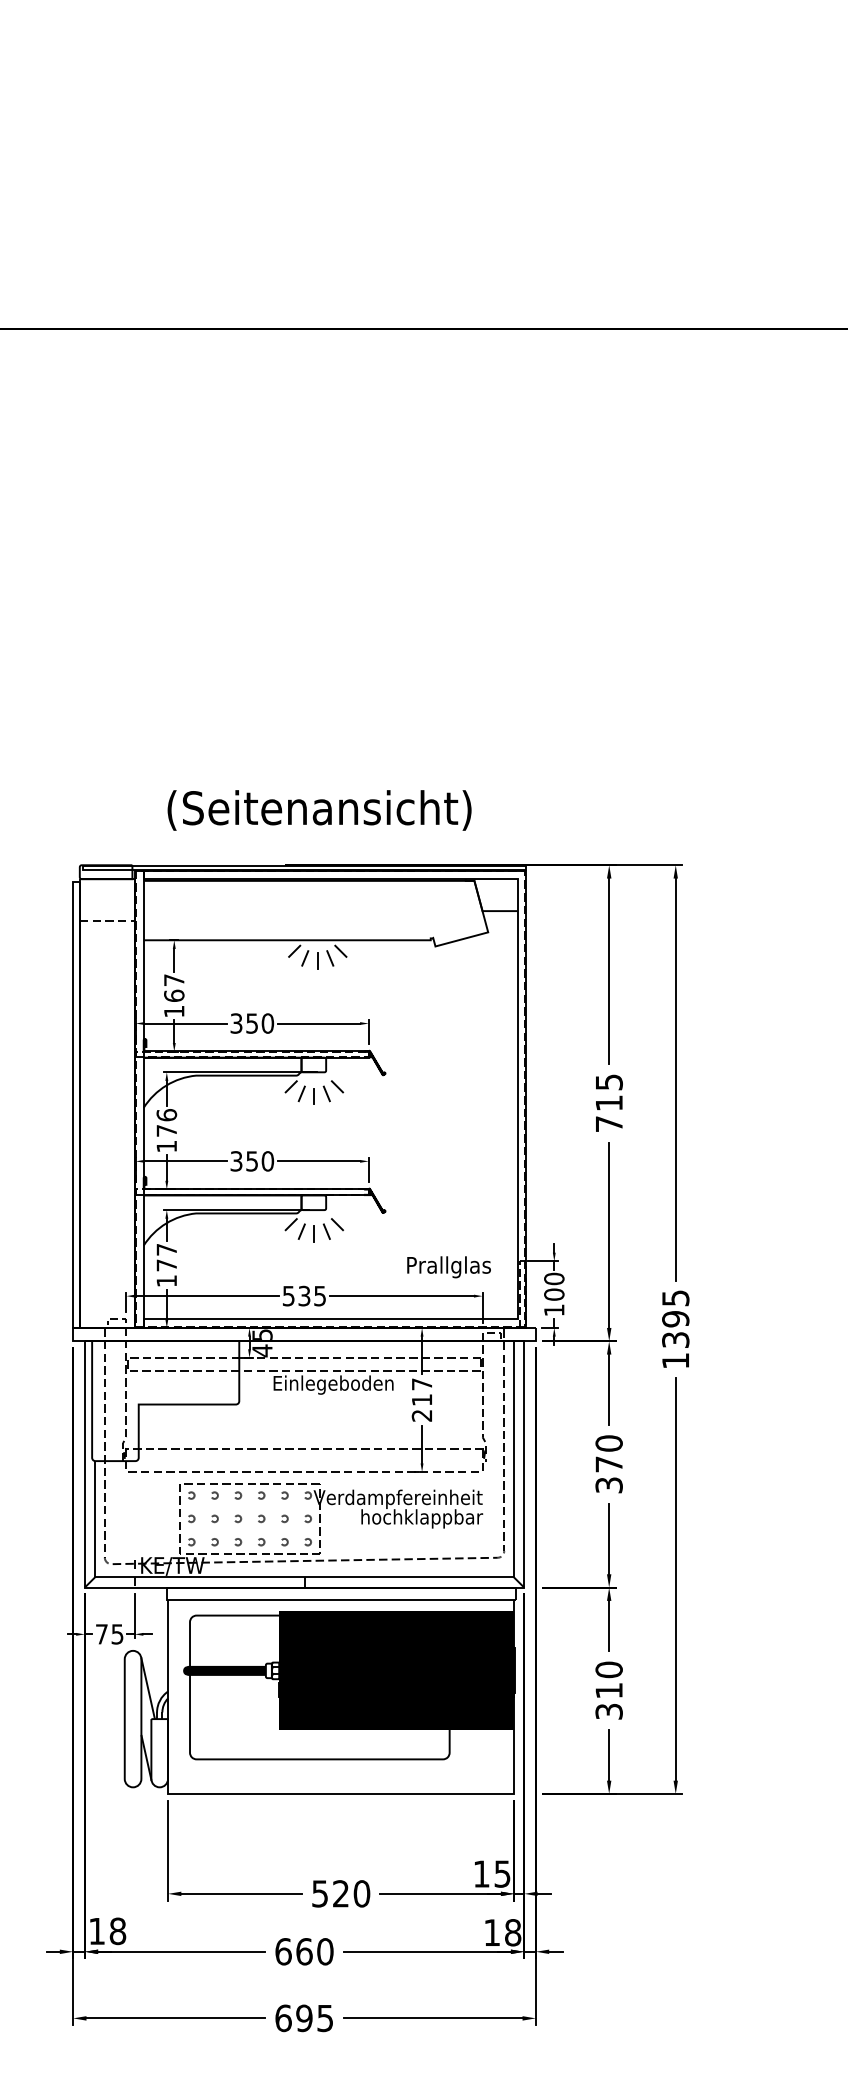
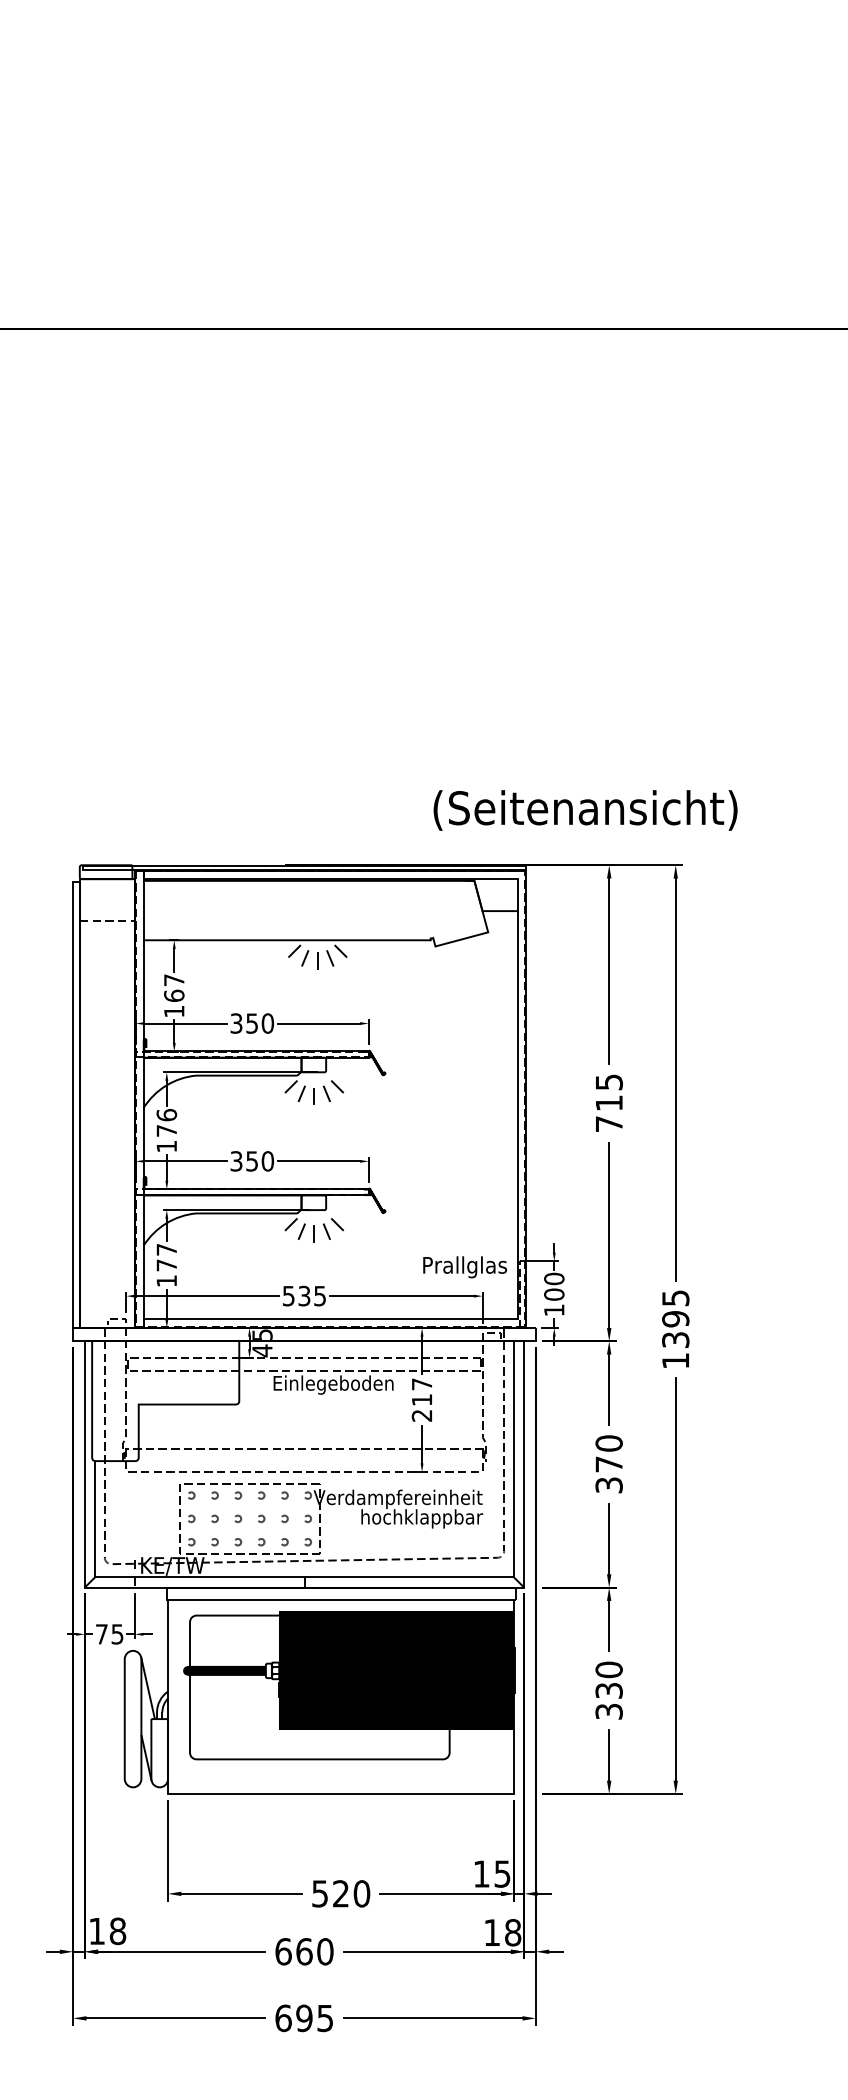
text position: (319, 810) -> (585, 810) (585, 810)
text position: (448, 1267) -> (464, 1267) (464, 1267)
text: 310 -> 330 (608, 1690)
